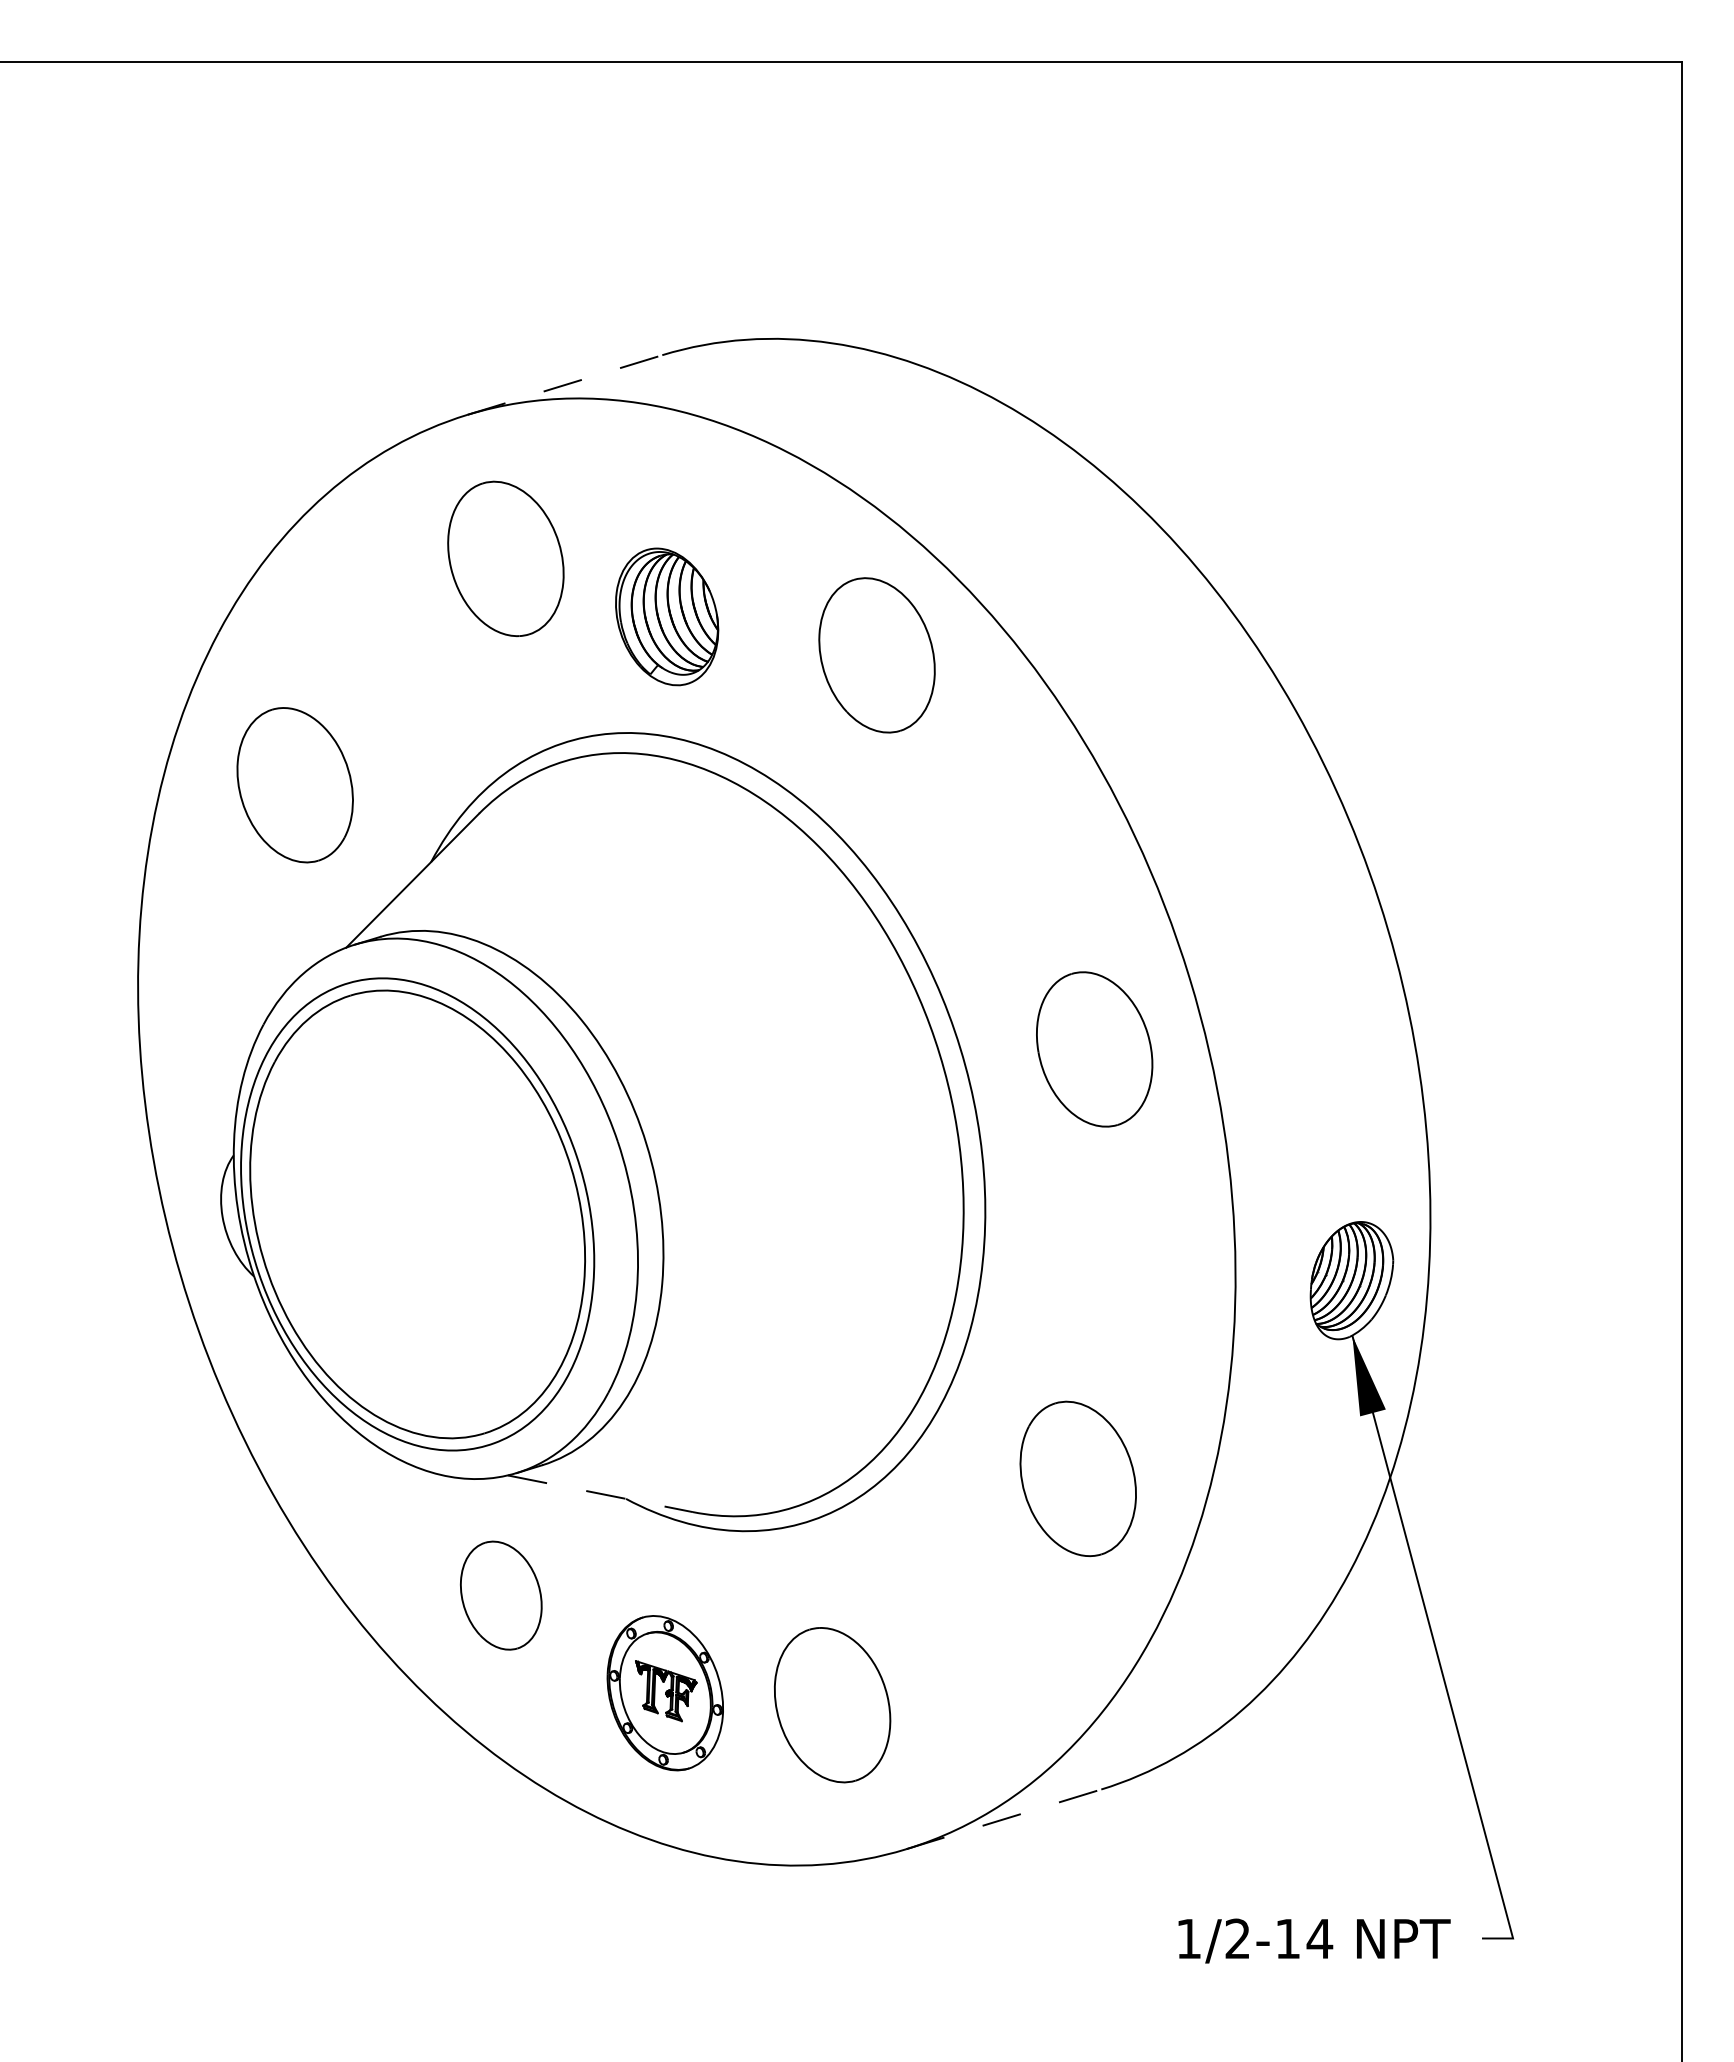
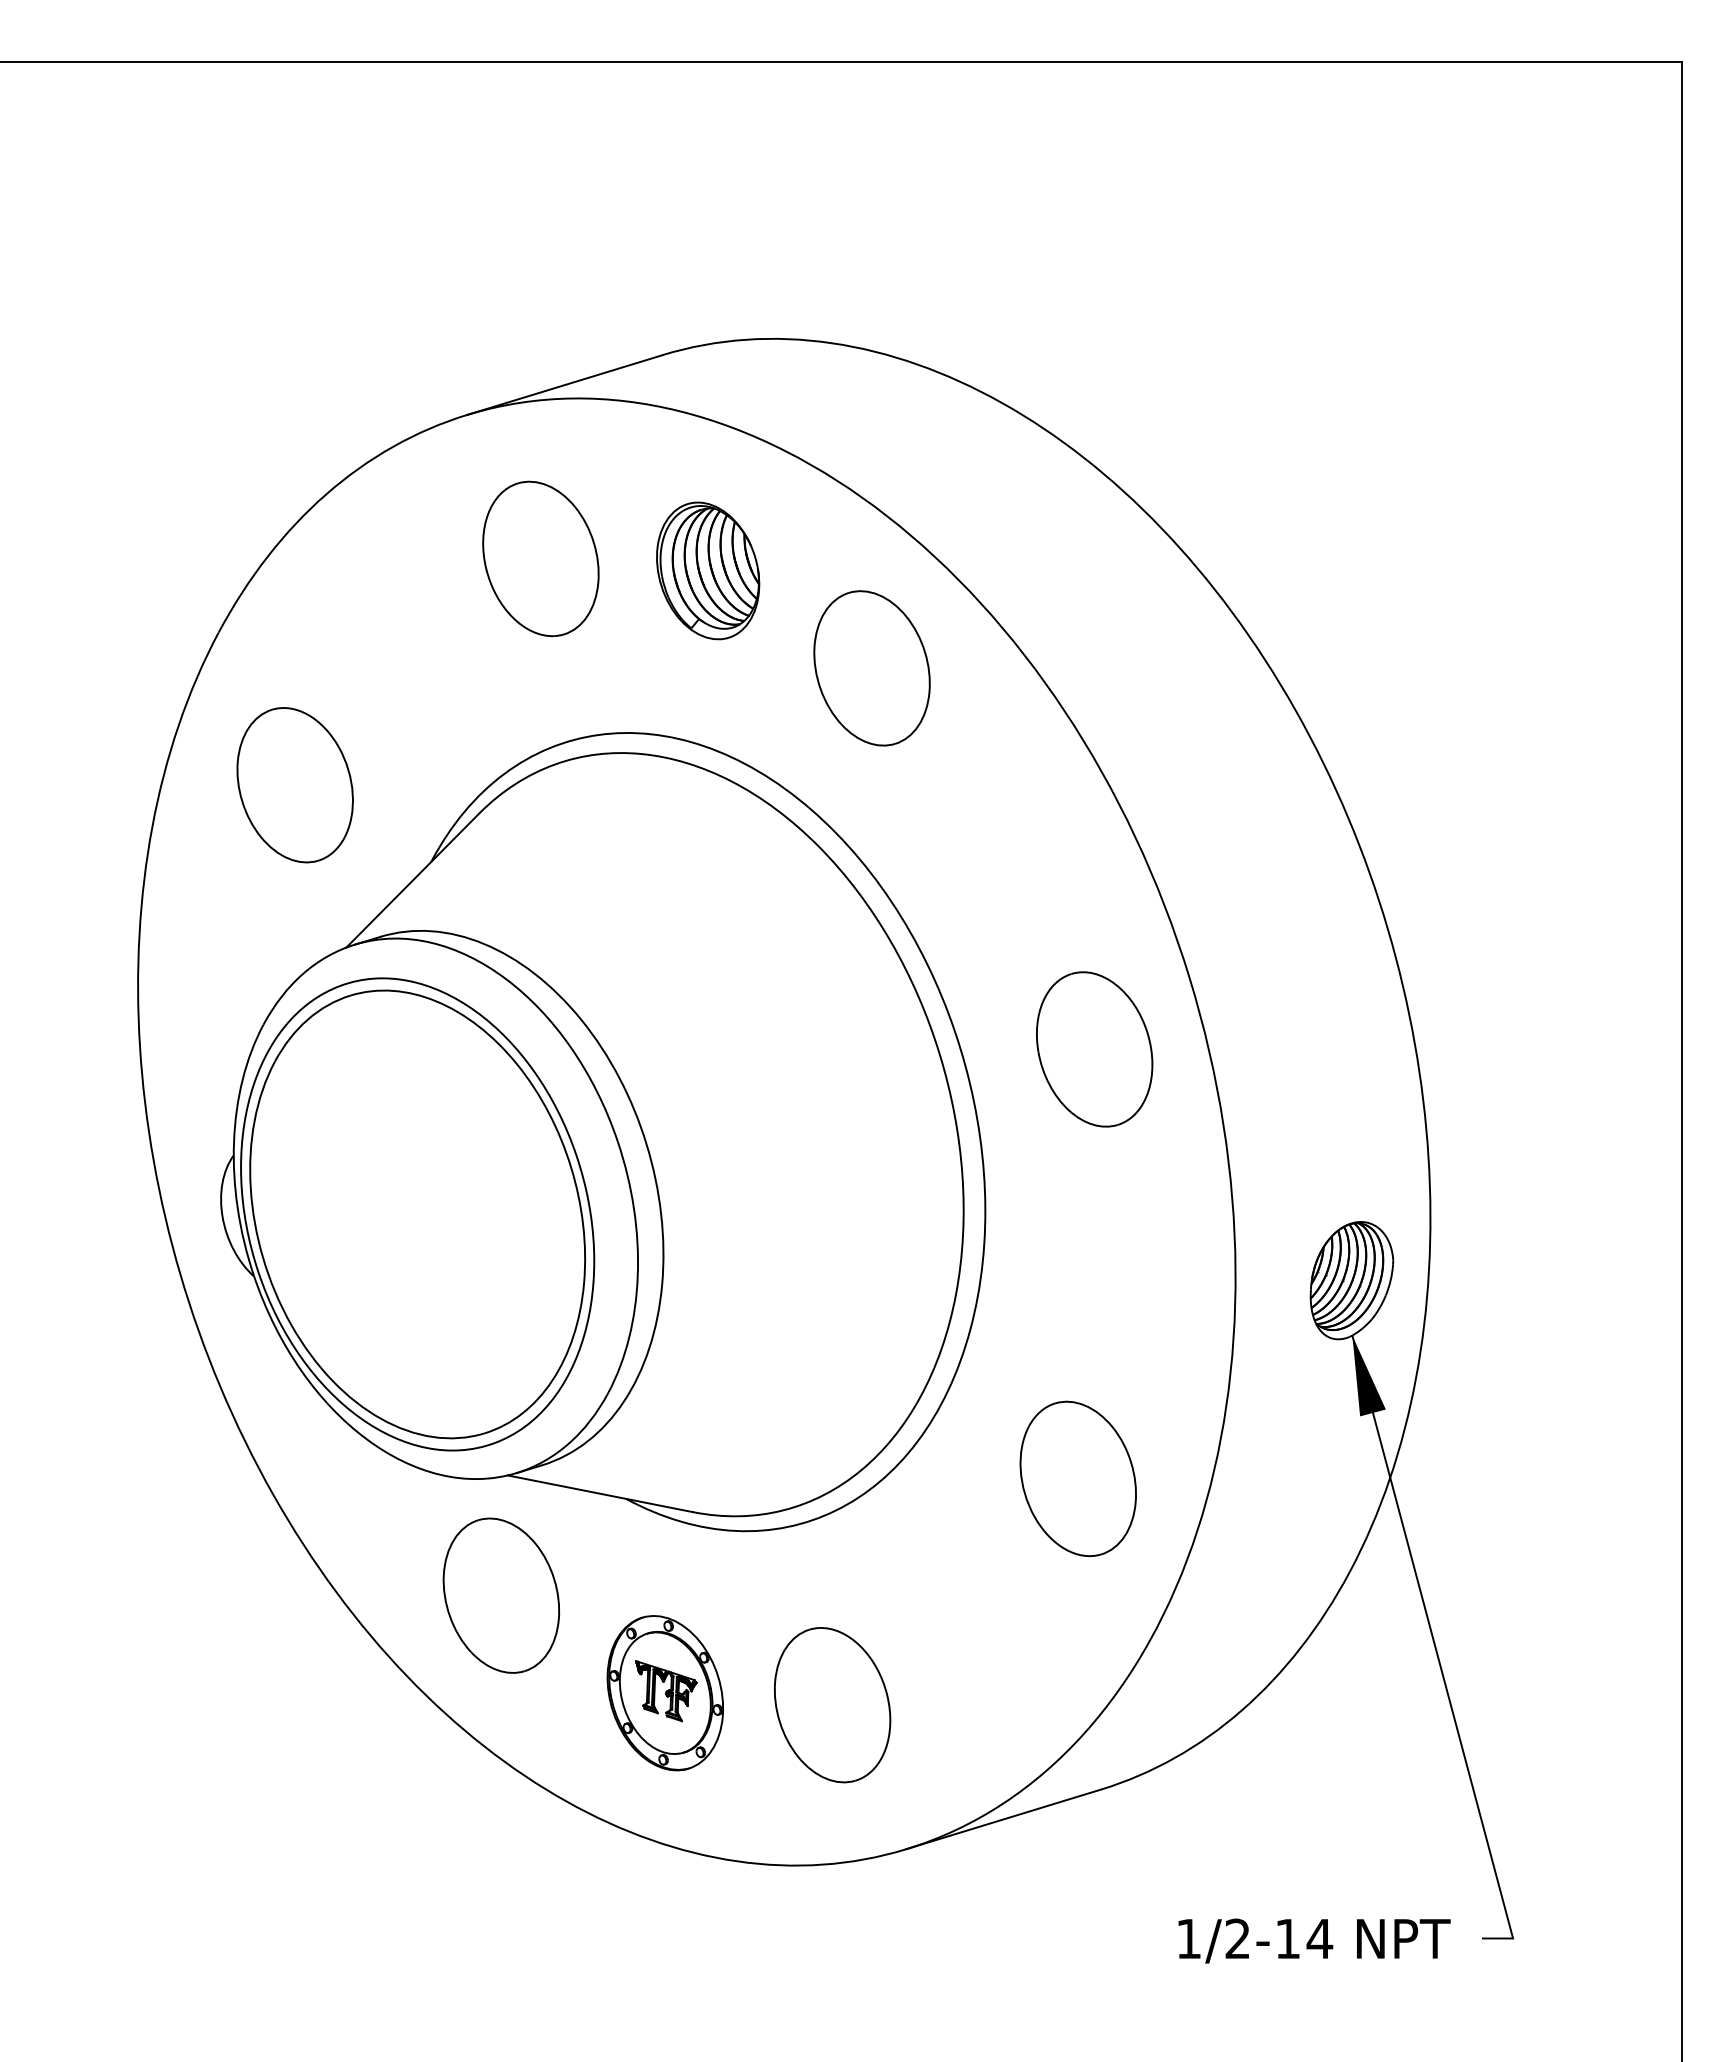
line: dashed -> solid (564, 385)
part position: (505, 558) -> (540, 558) (540, 558)
part position: (667, 616) -> (708, 570) (708, 570)
part position: (876, 655) -> (871, 668) (871, 668)
line: dashed -> solid (600, 1493)
part size: 83x111 px -> 118x157 px (500, 1595)
line: dashed -> solid (1003, 1819)
